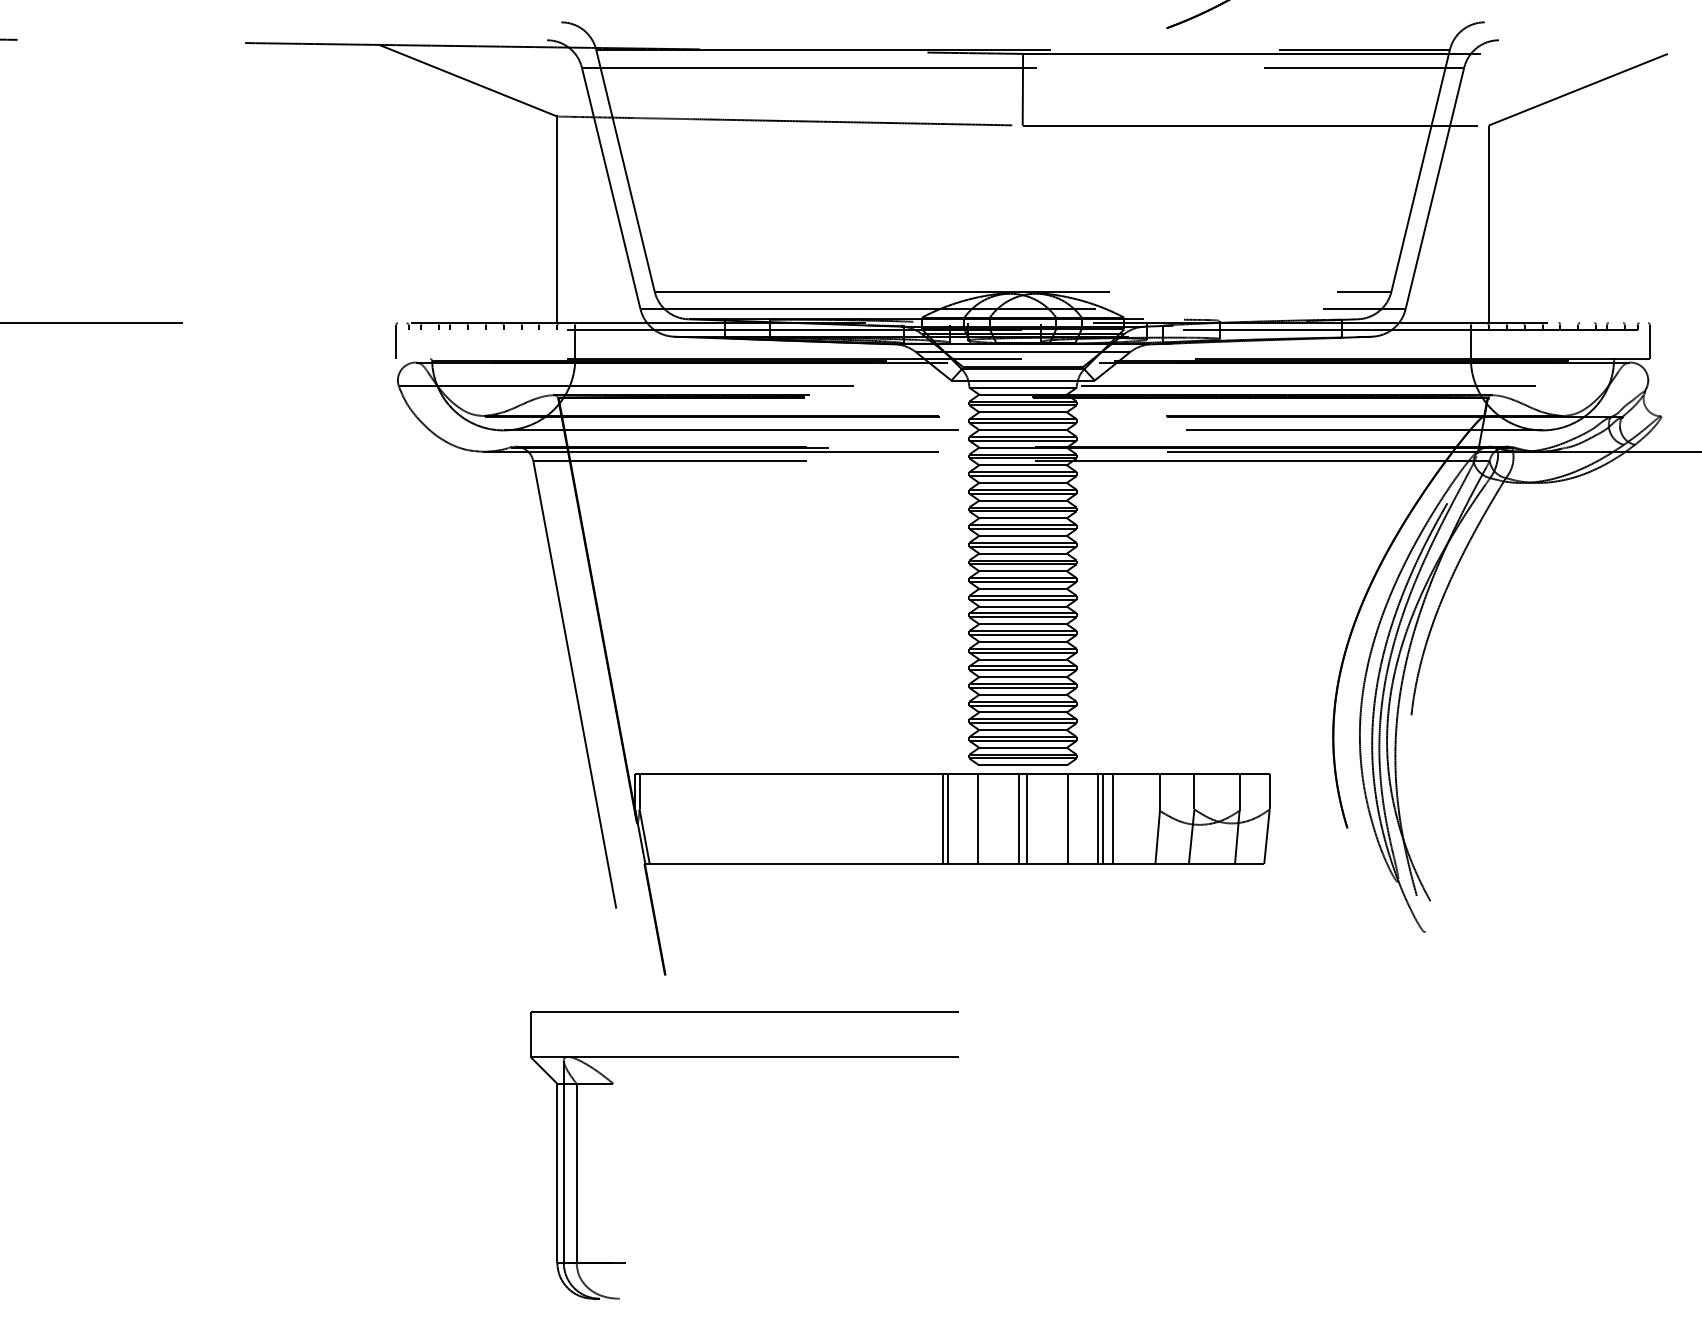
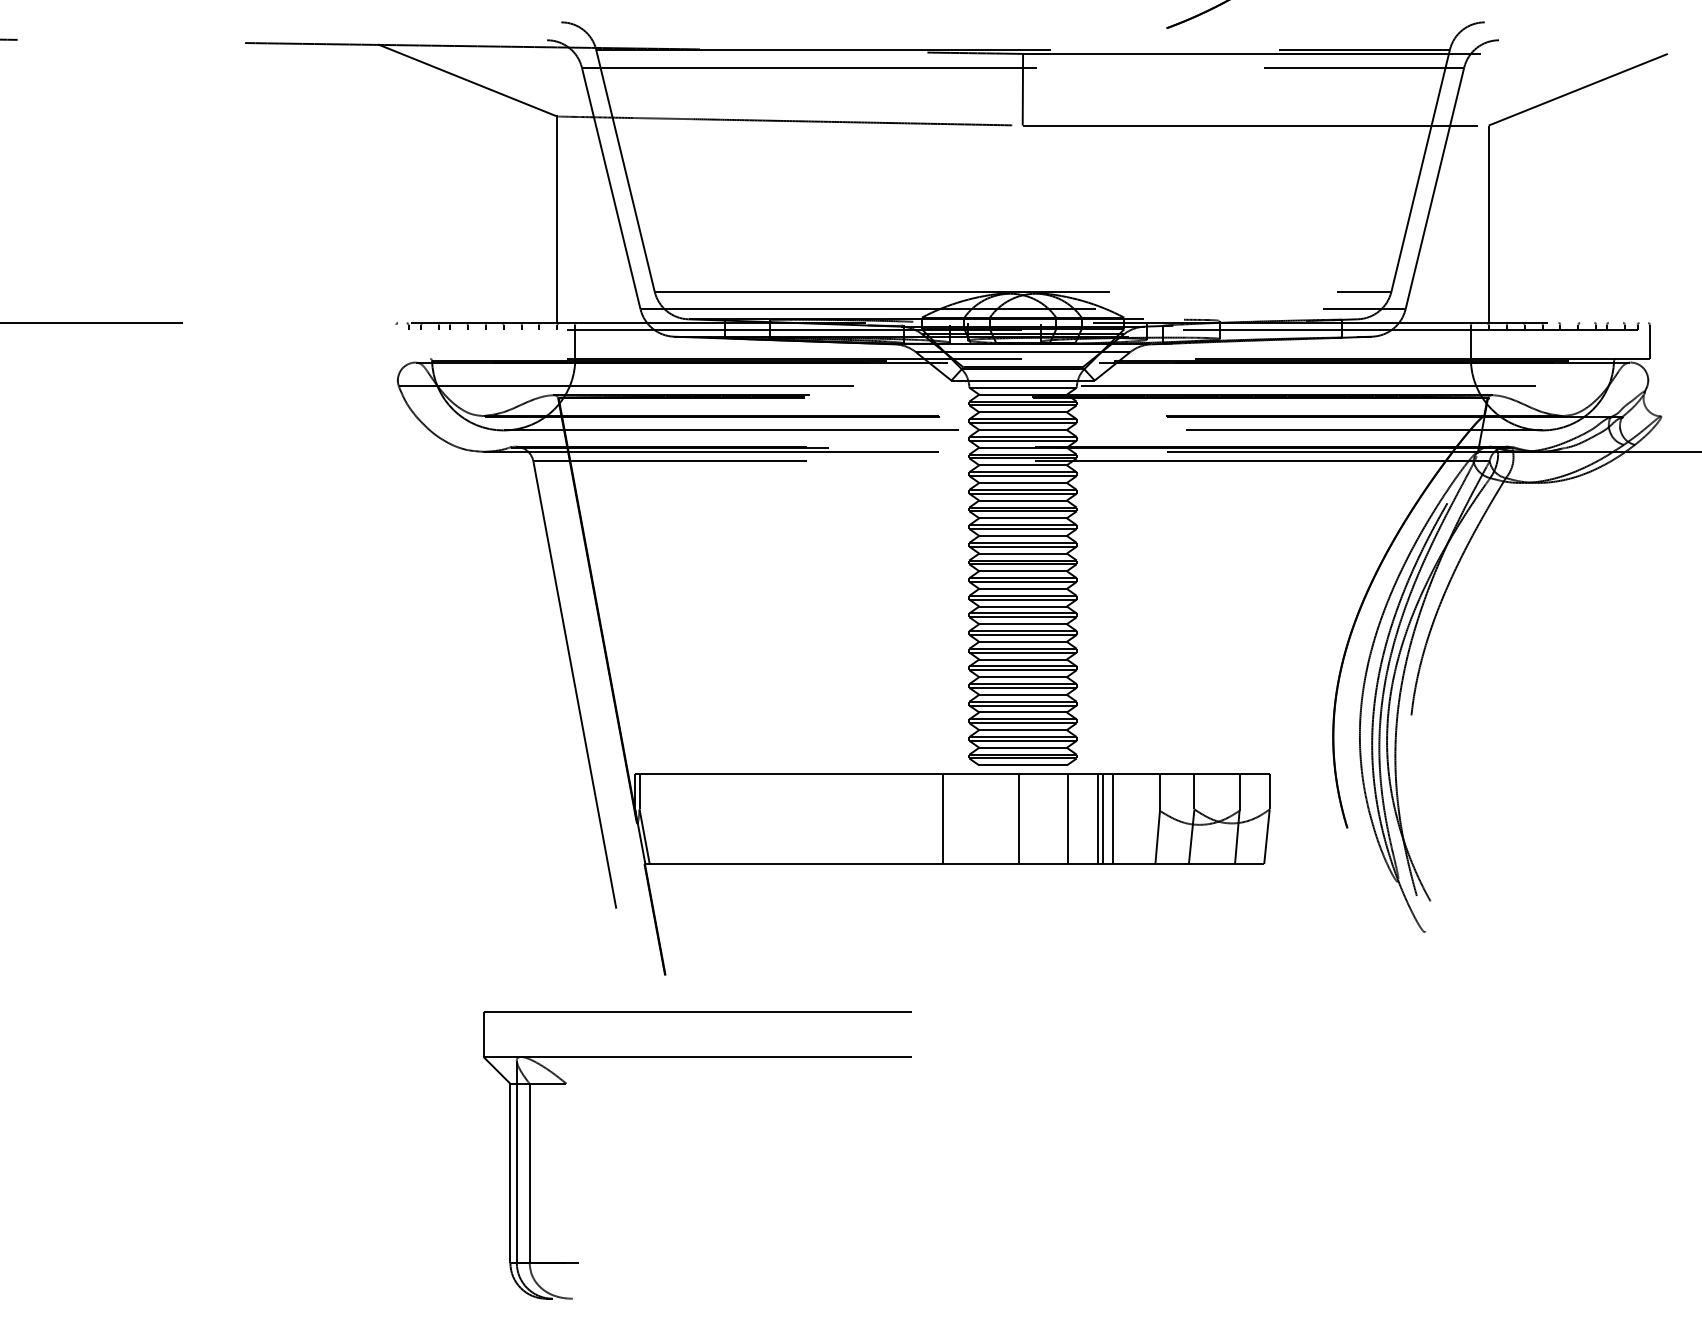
line: present -> none (396, 341)
line: present -> none (947, 819)
line: present -> none (978, 819)
line: present -> none (1027, 819)
part position: (744, 1057) -> (697, 1057) (697, 1057)
